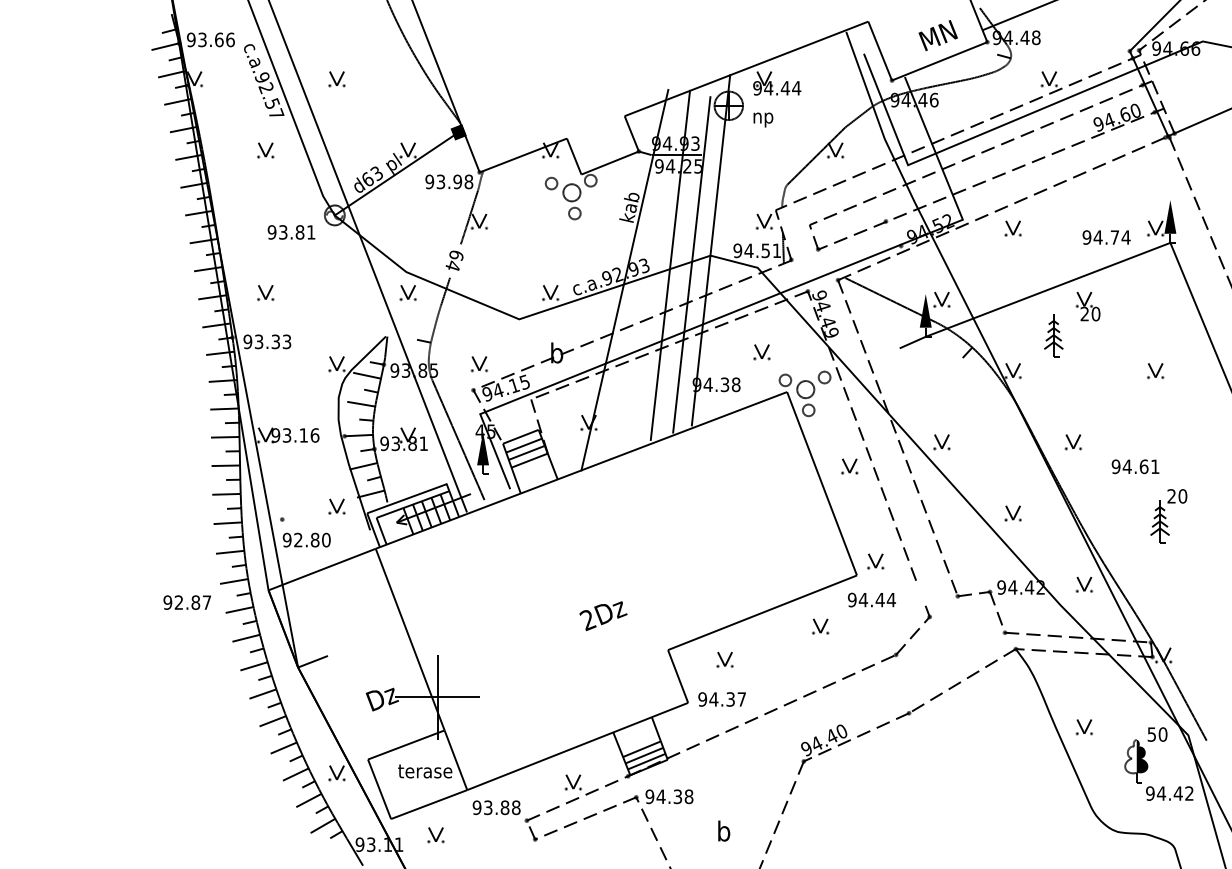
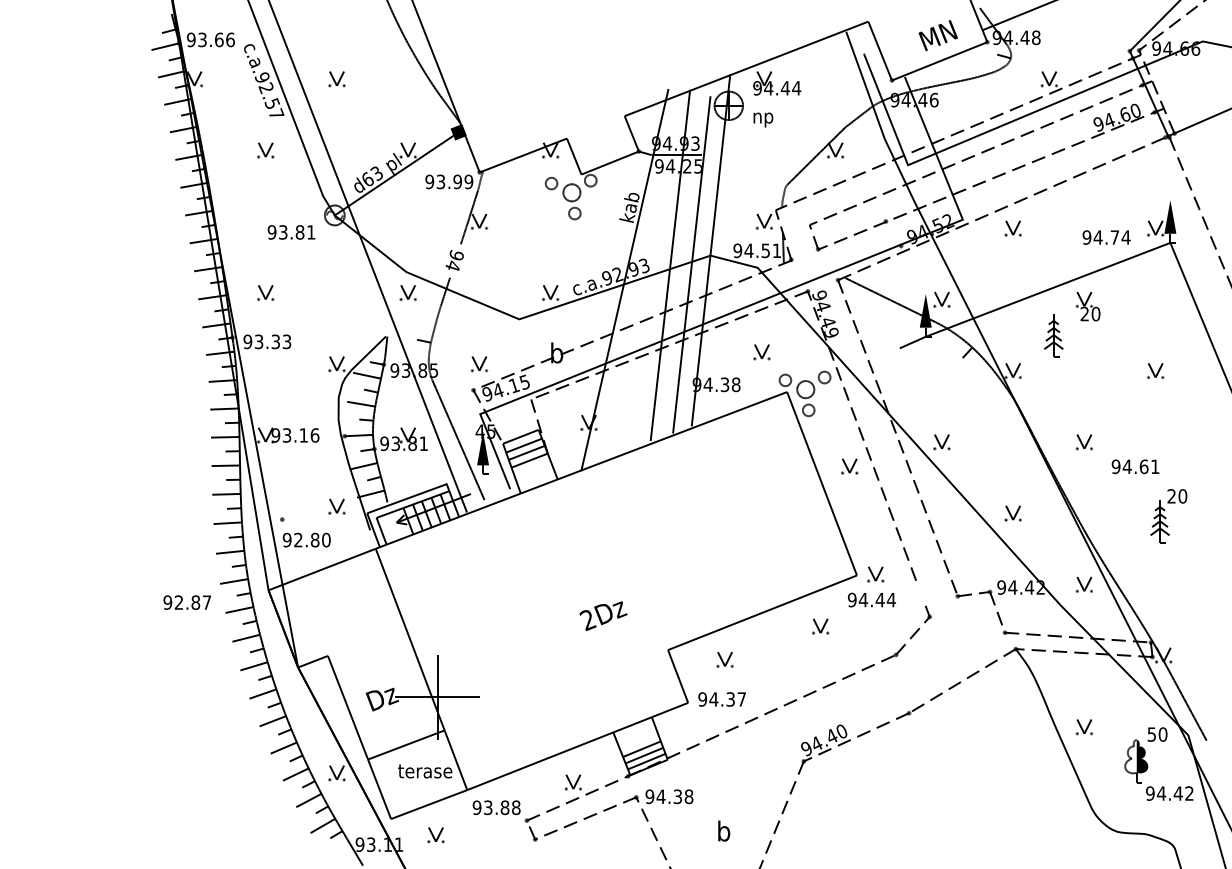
text: 93.98 -> 93.99 (468, 181)
text: 64 -> 94 (456, 255)
part position: (1072, 442) -> (1083, 442) (1083, 442)
part position: (875, 561) -> (875, 574) (875, 574)
line: none -> present (347, 707)
